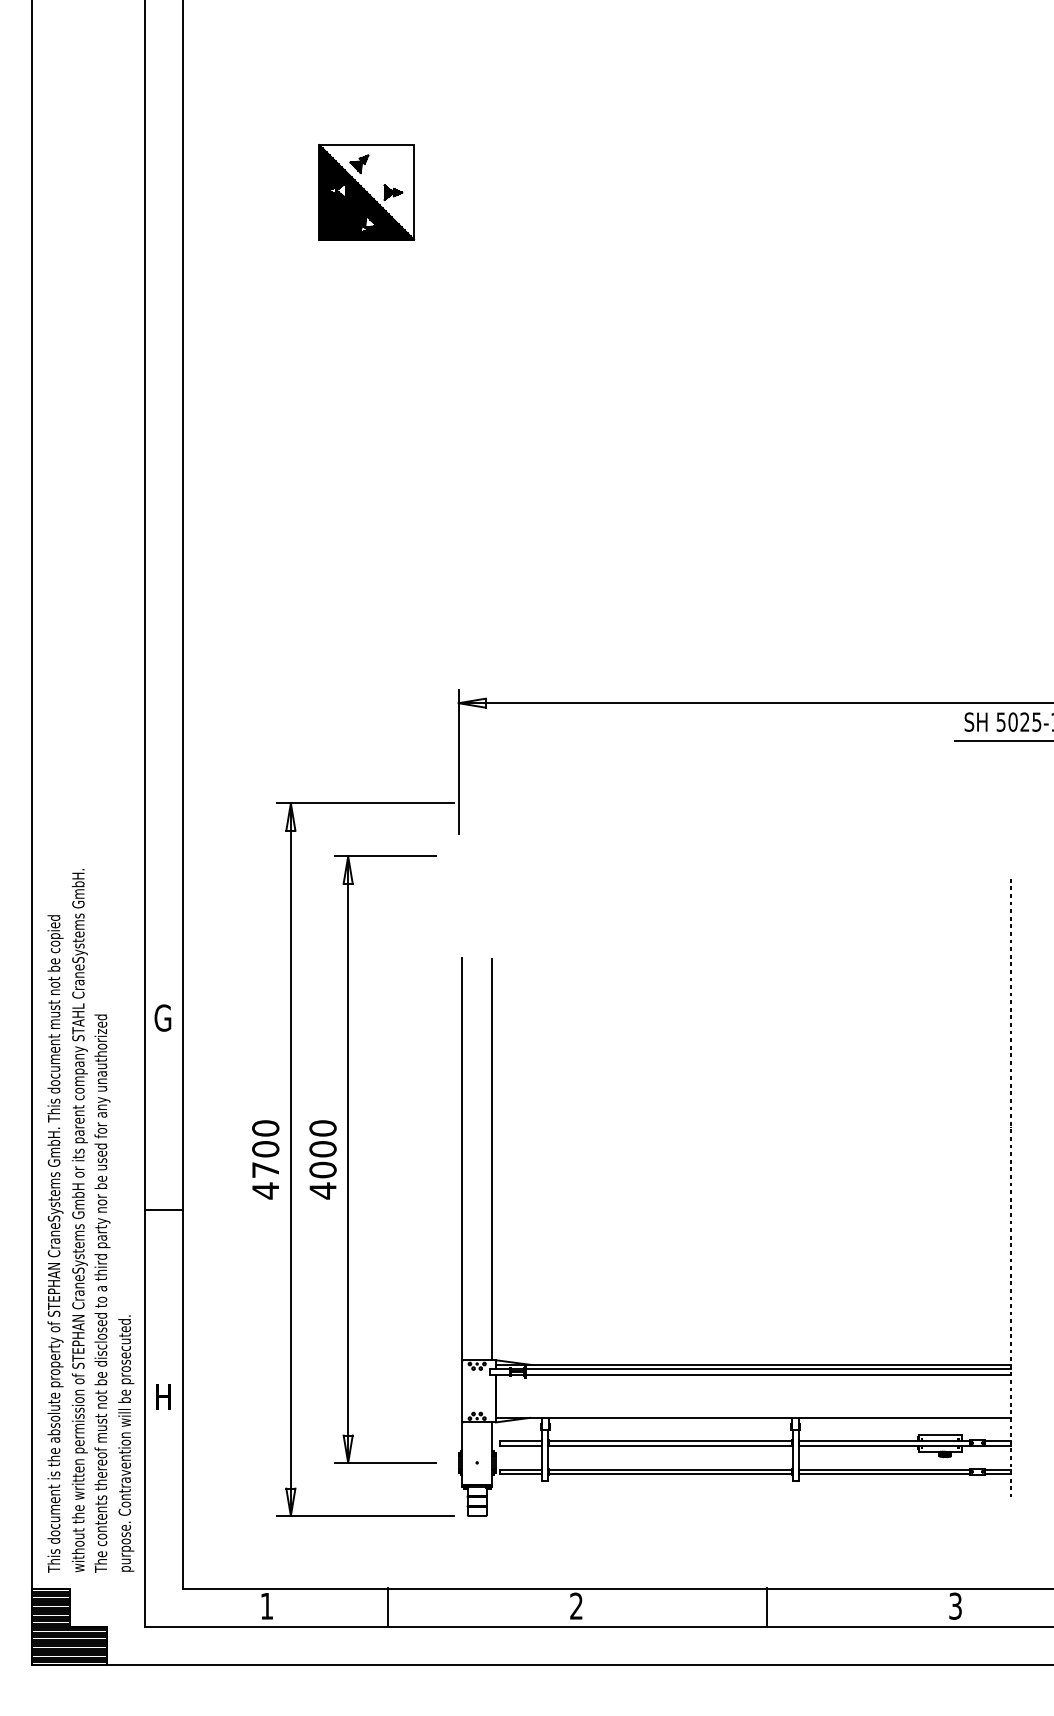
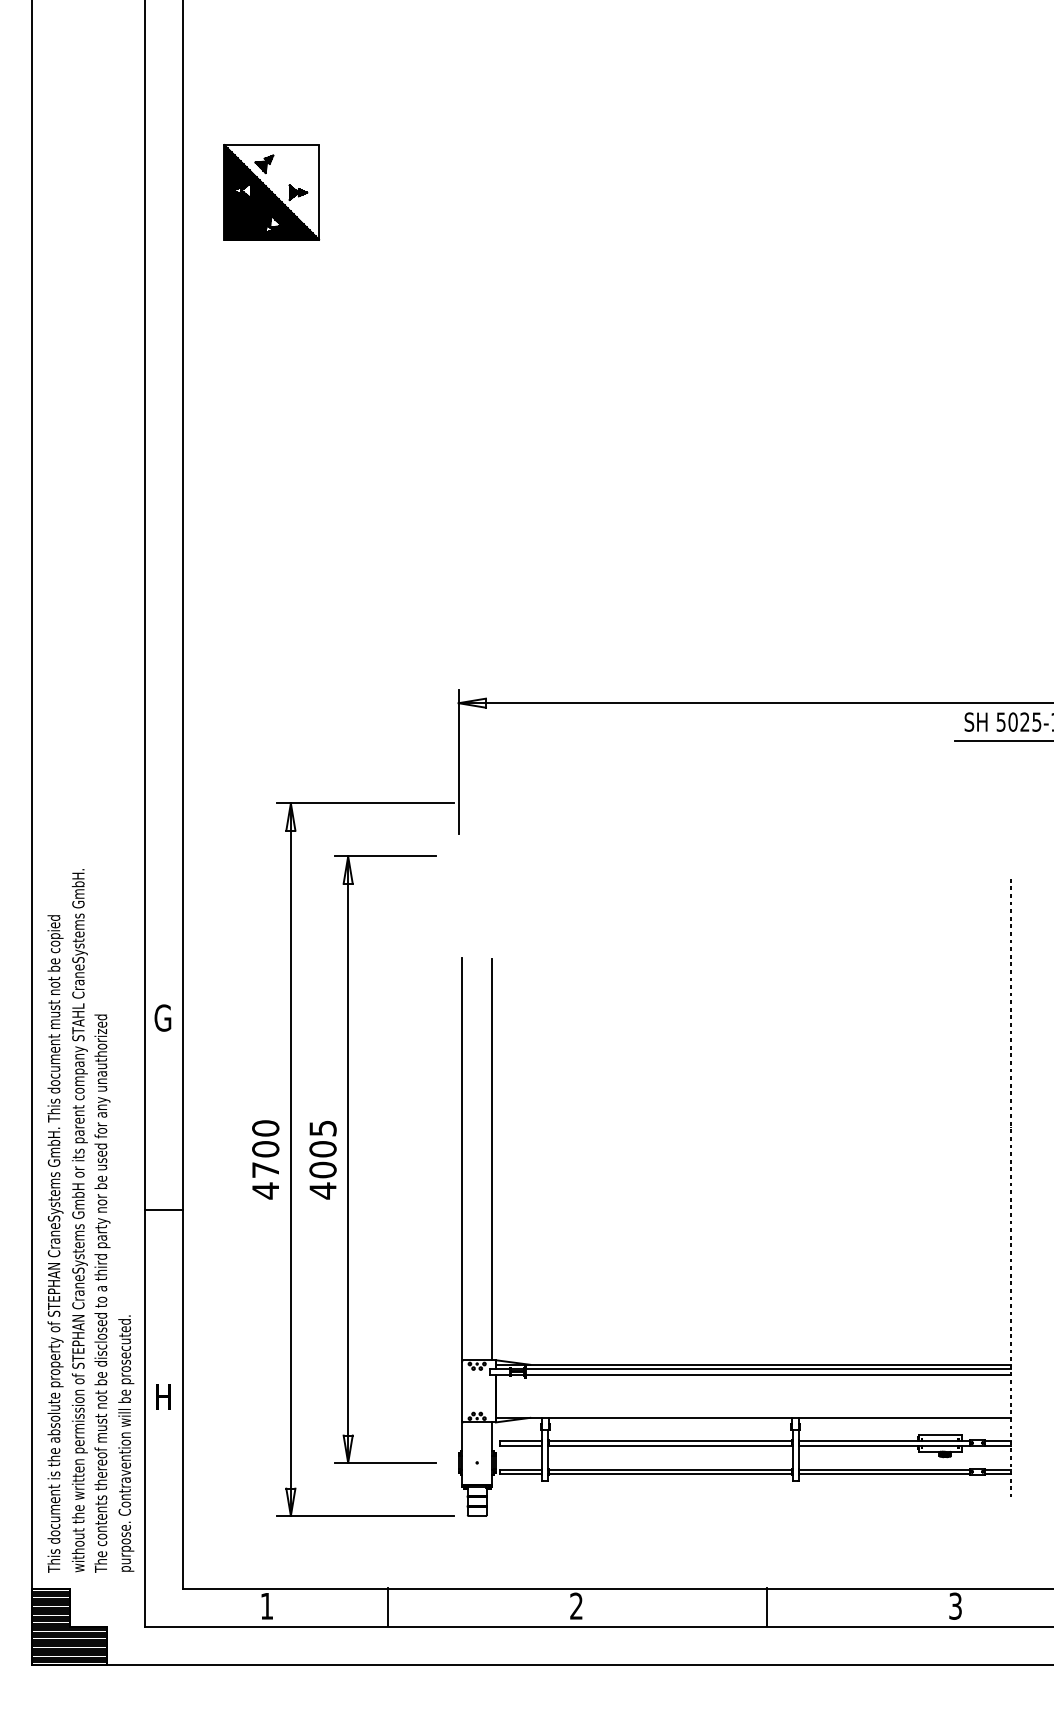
part position: (366, 192) -> (271, 192) (271, 192)
text: 4000 -> 4005 (322, 1128)
